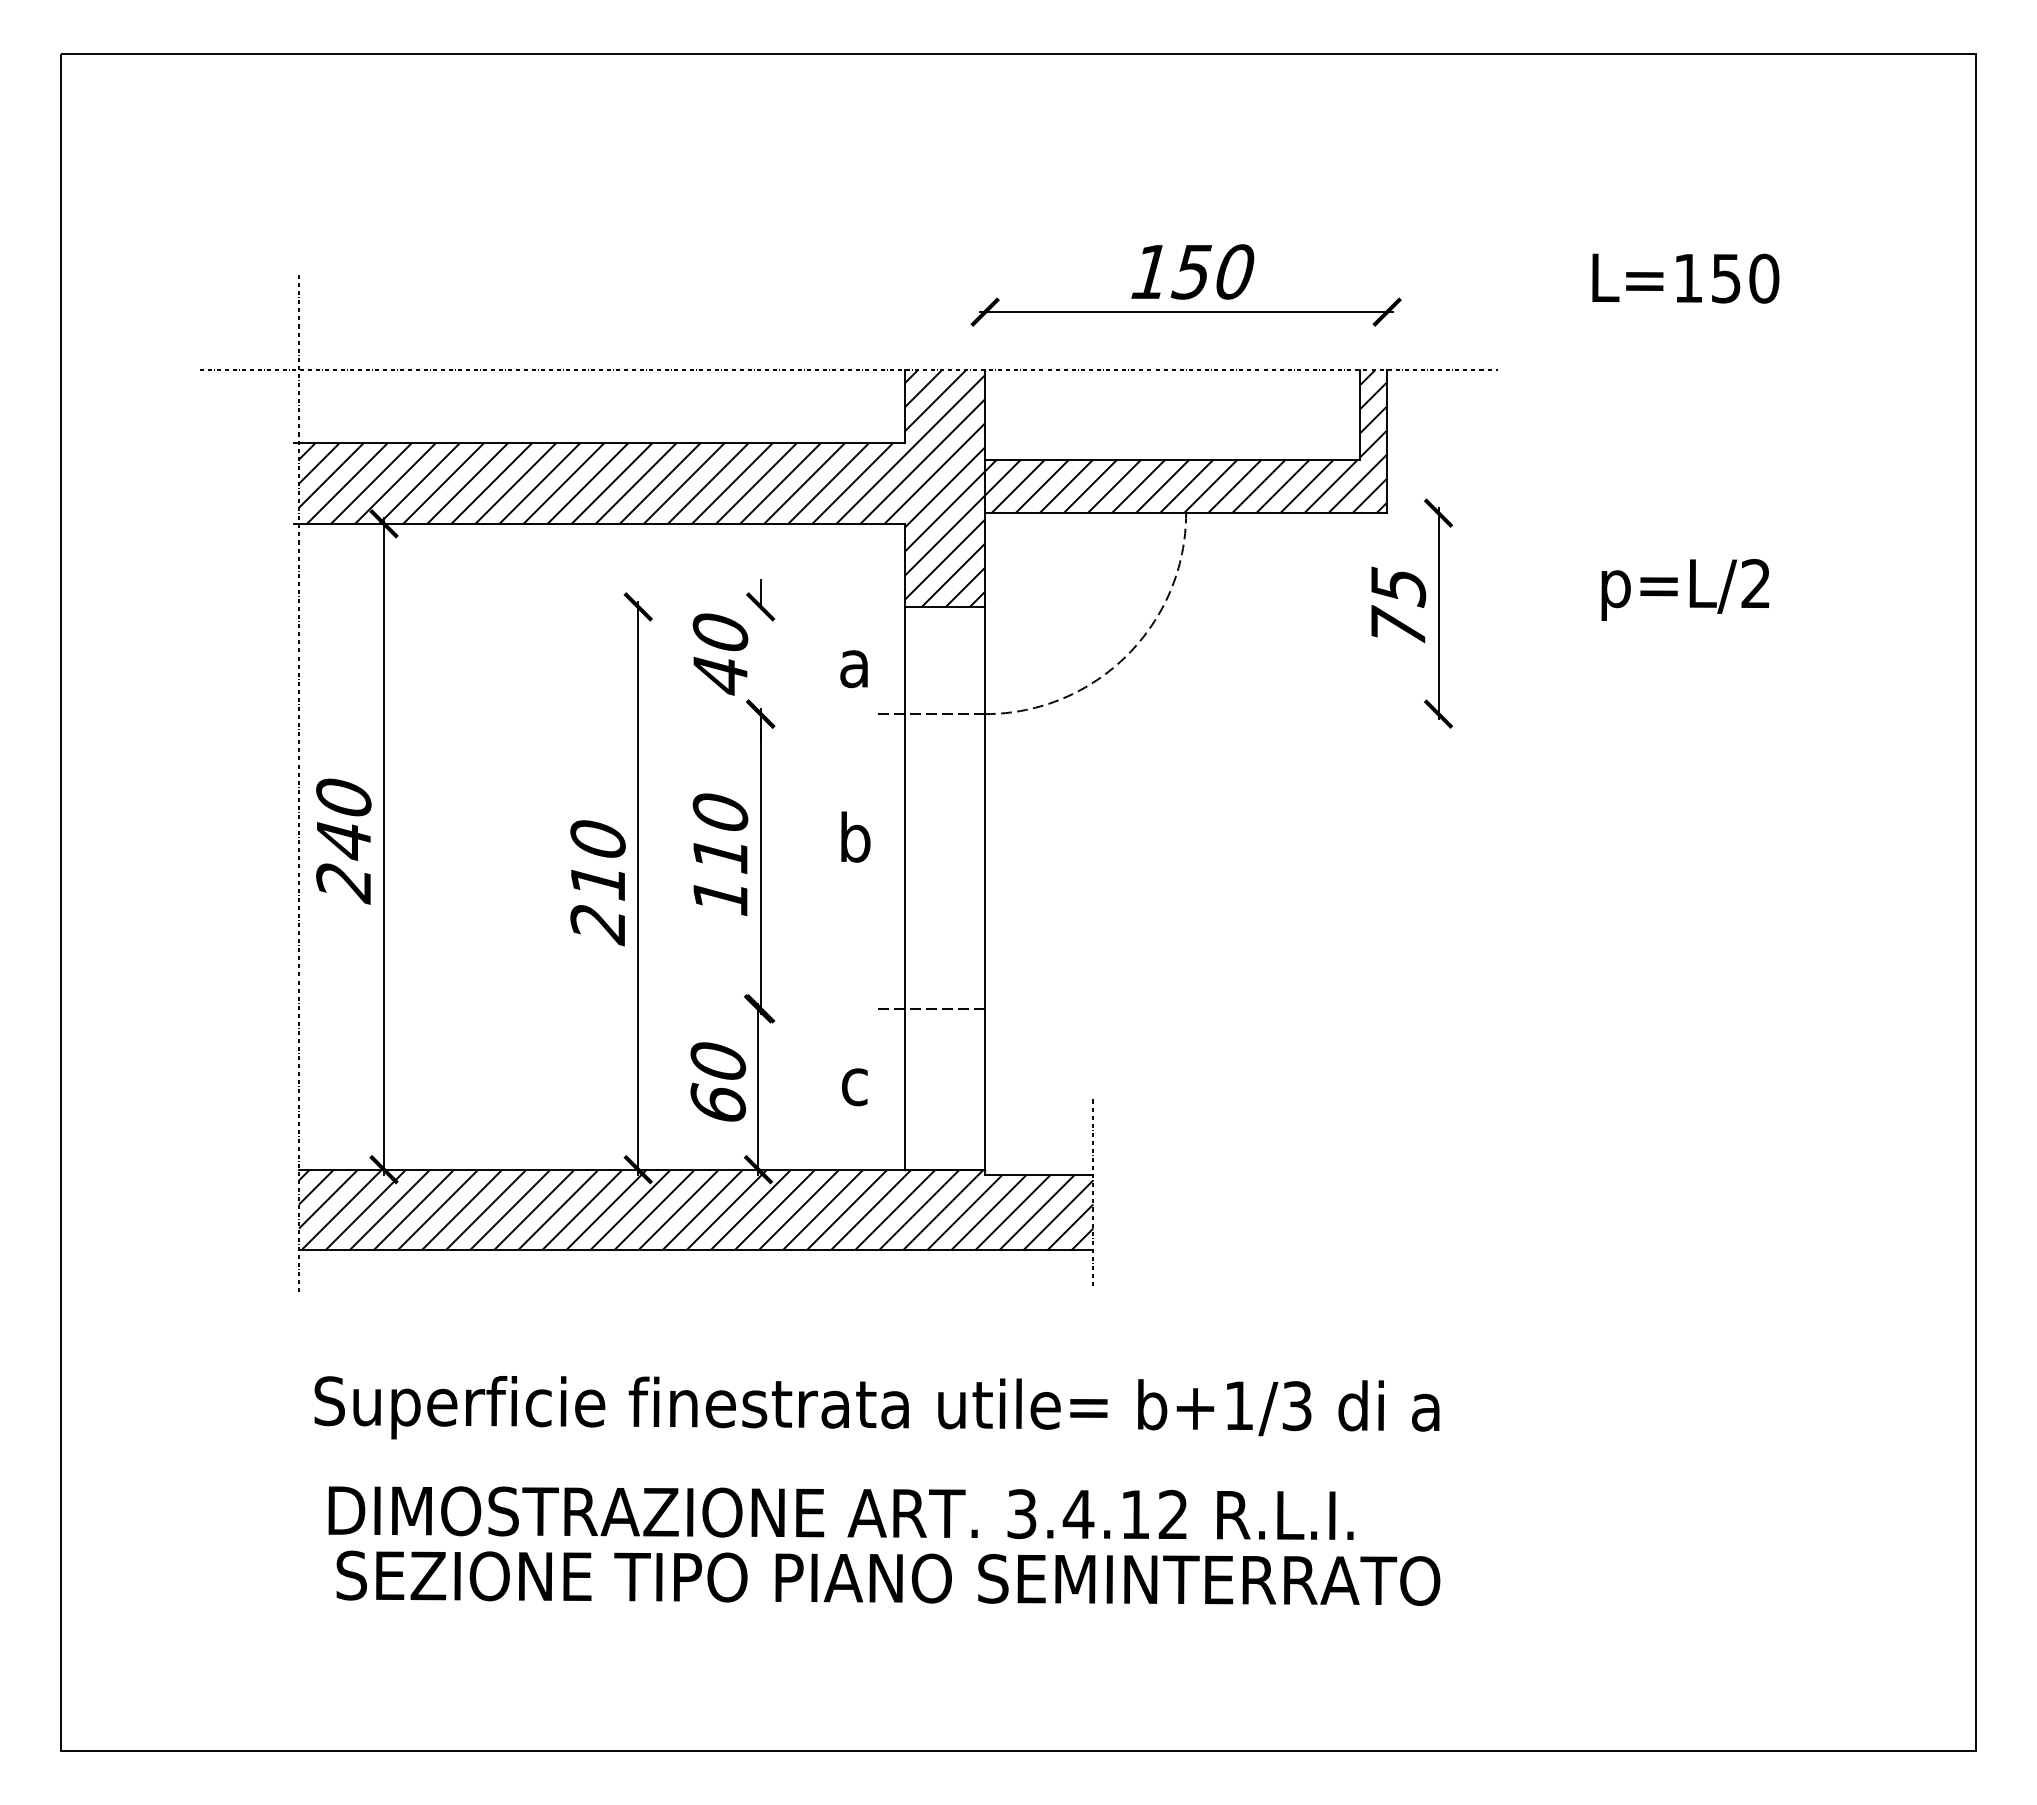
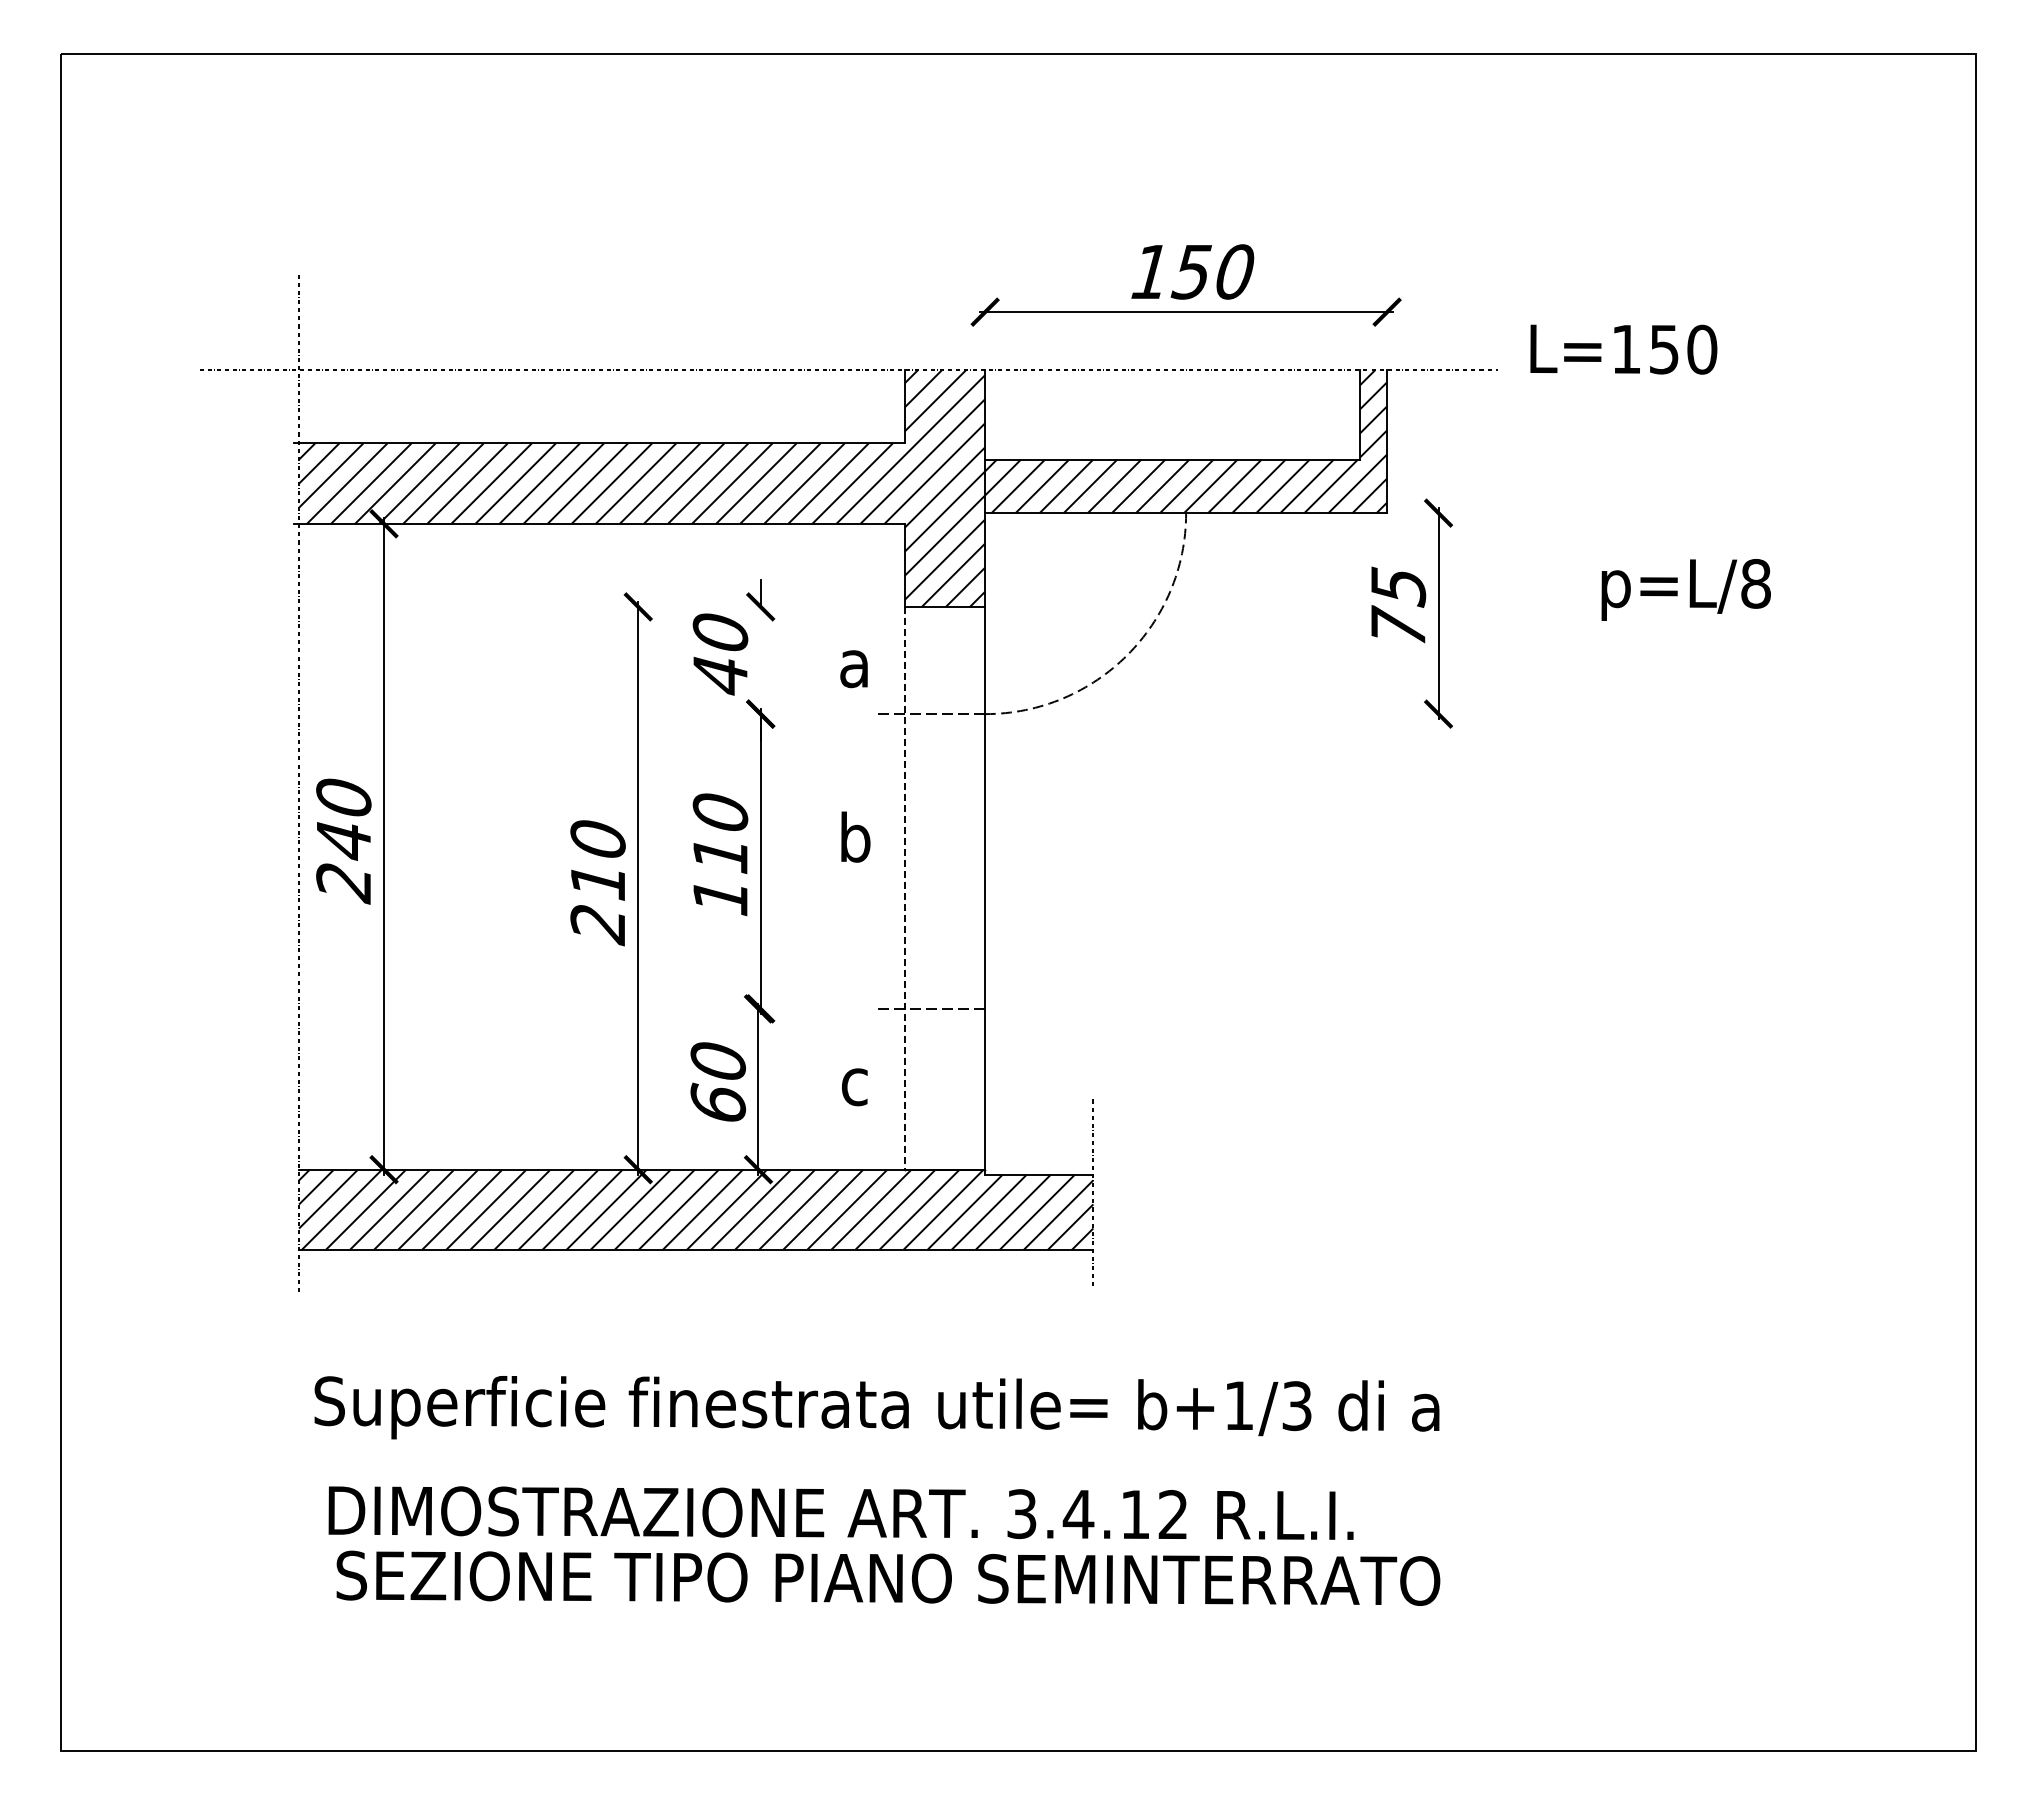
text position: (1685, 278) -> (1623, 349) (1623, 349)
text: p=L/2 -> p=L/8 (1755, 583)
line: solid -> dashed (904, 888)
